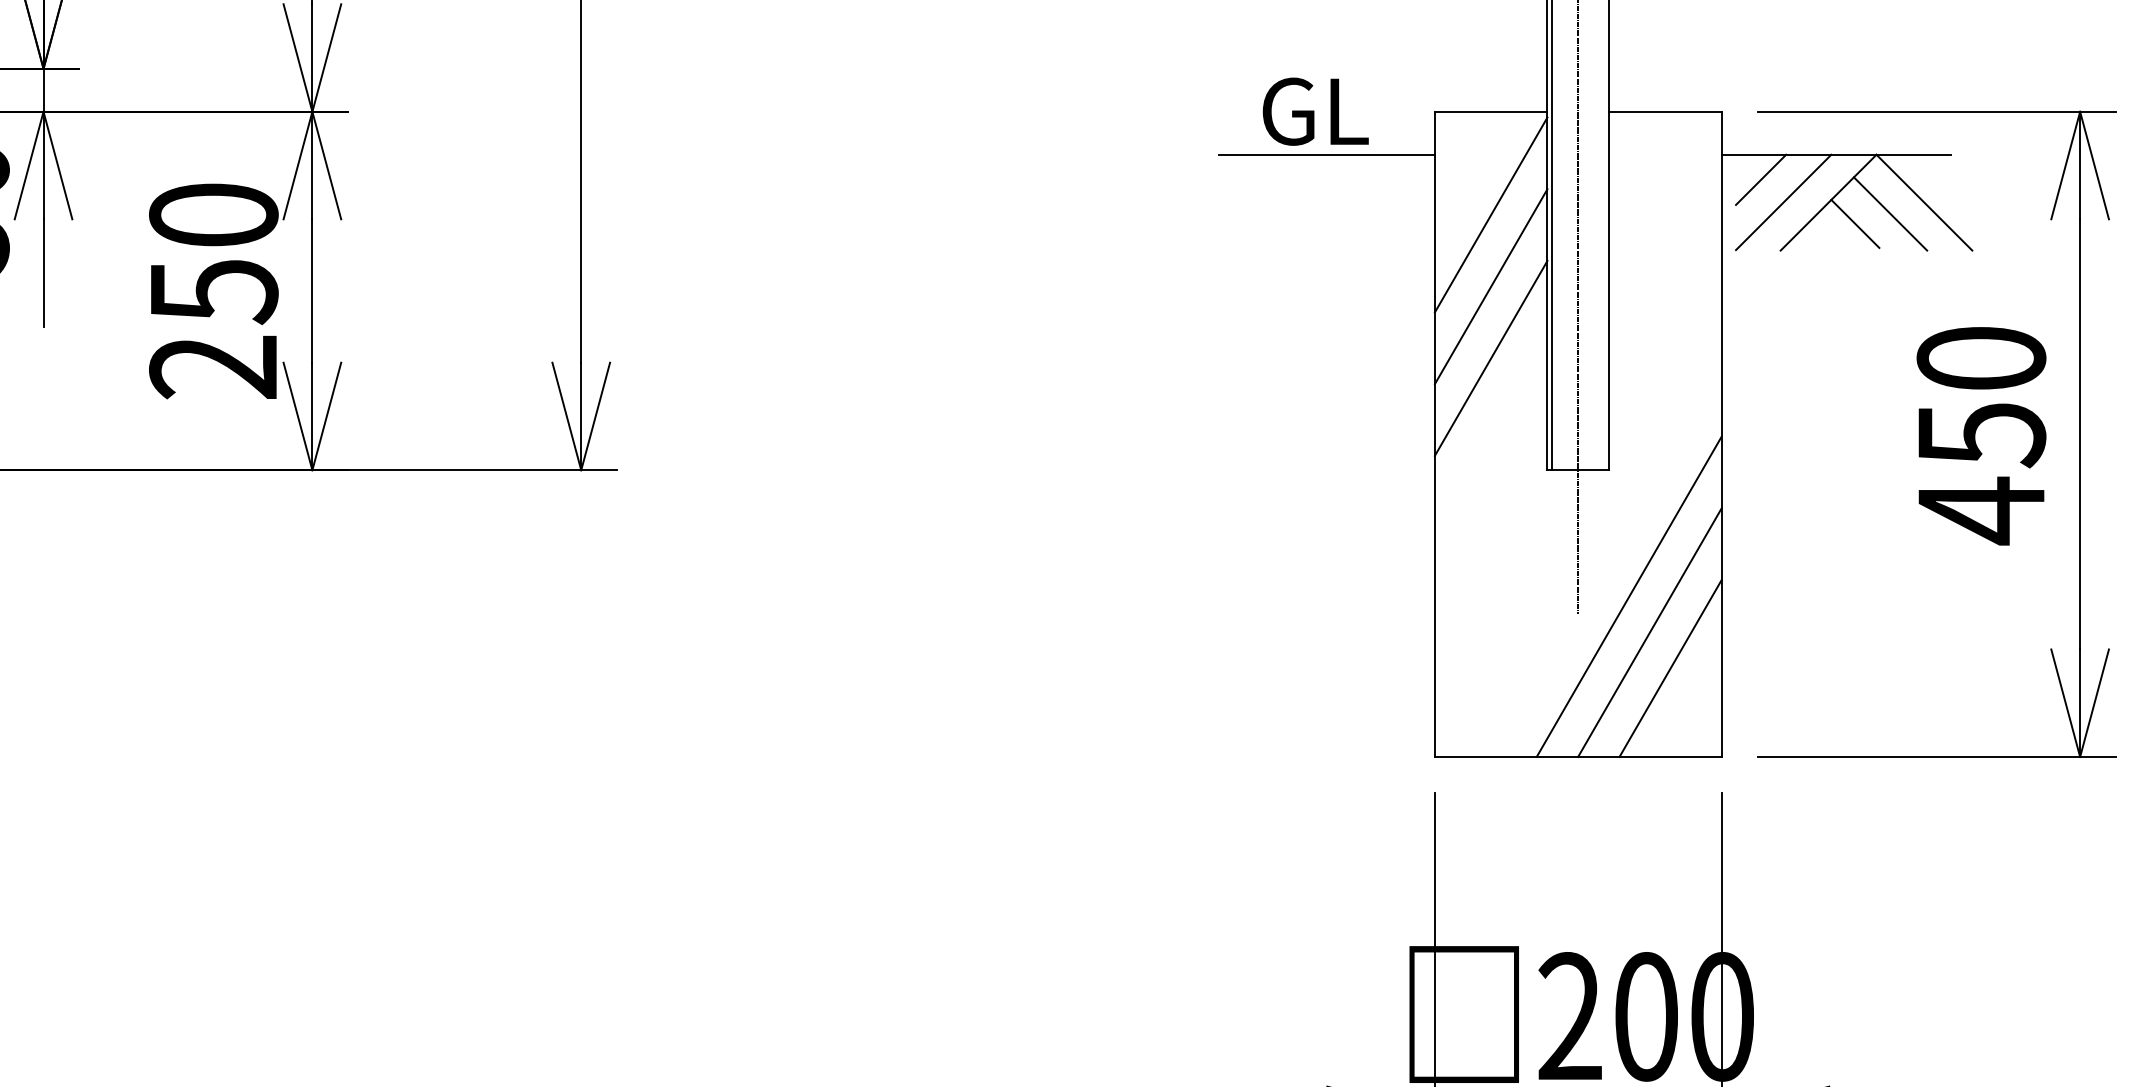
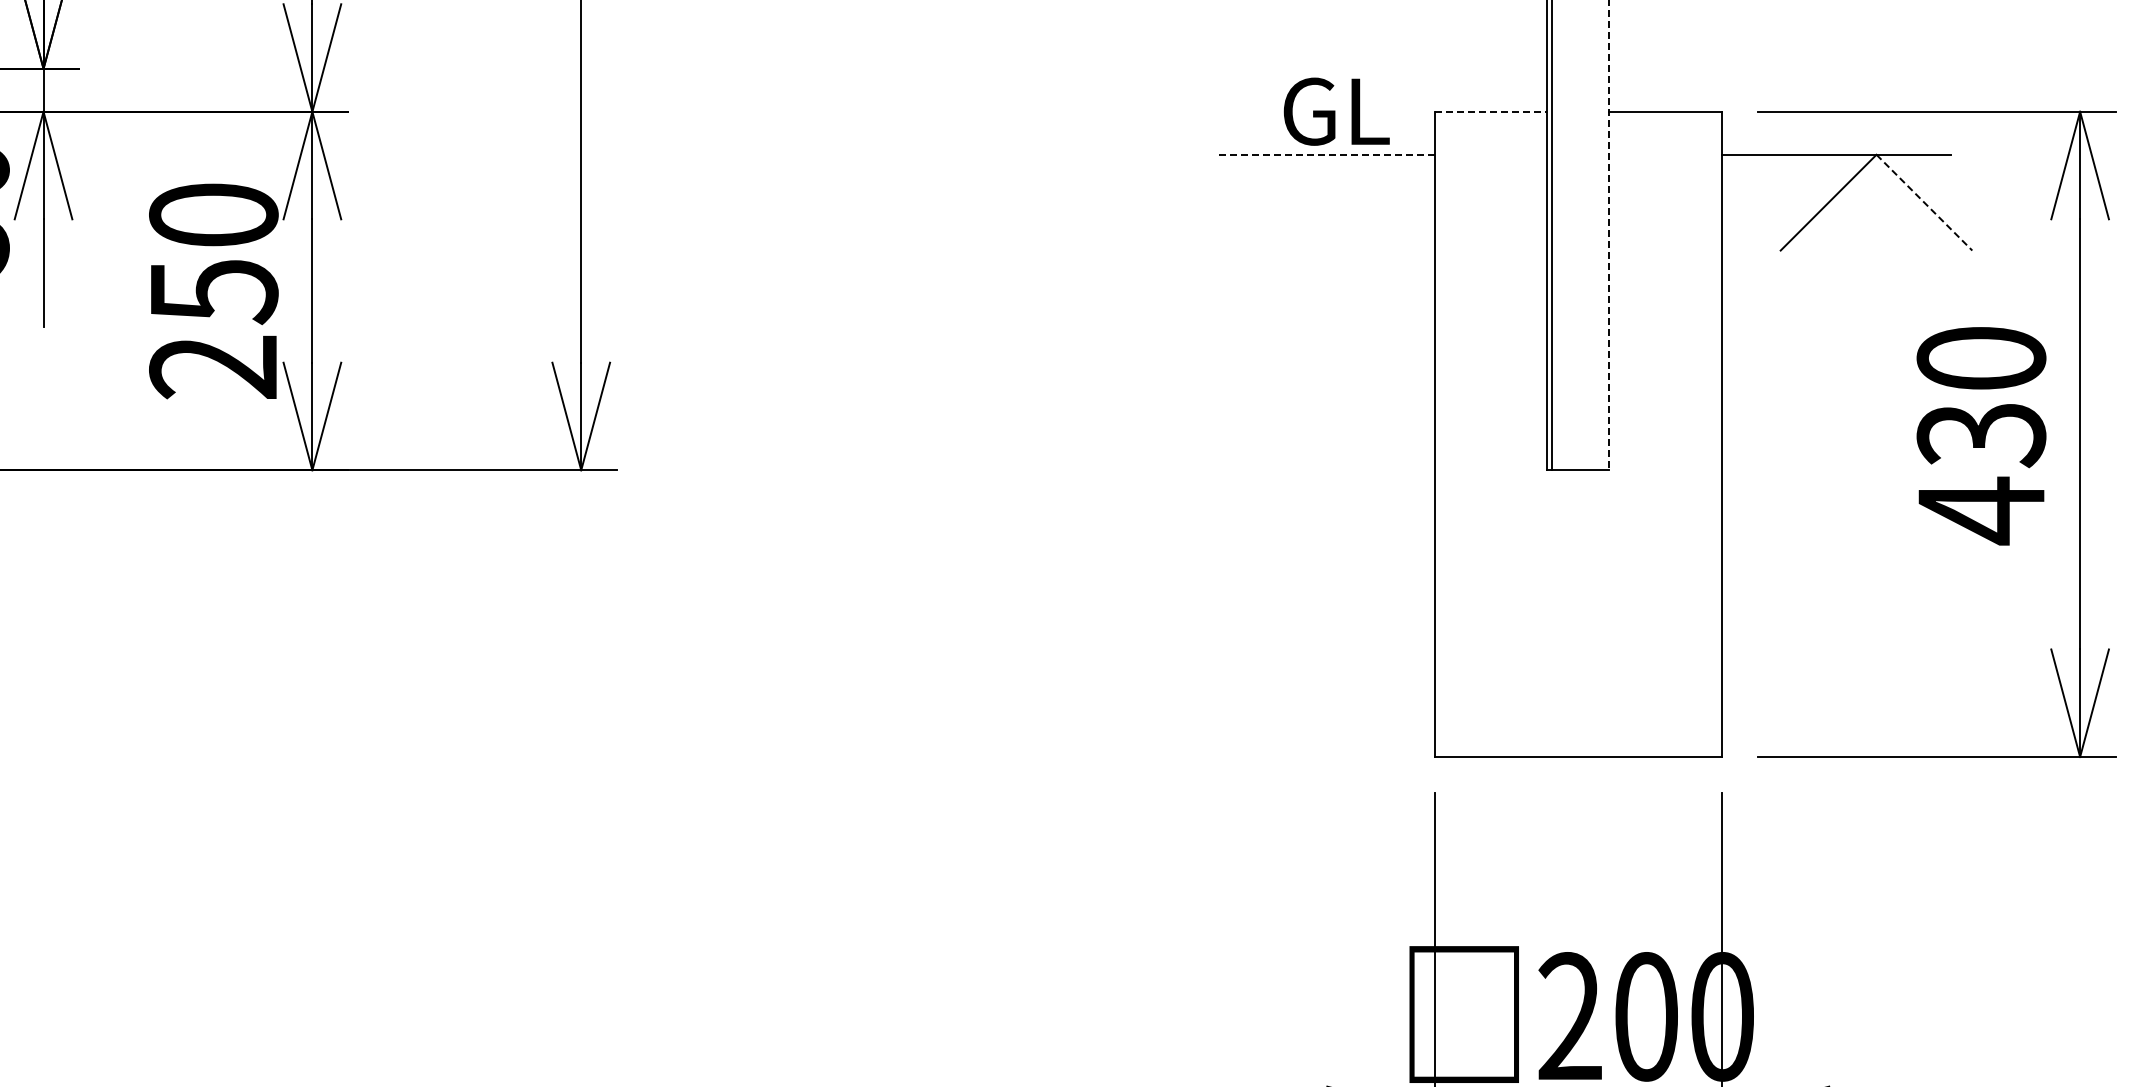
text position: (1315, 111) -> (1336, 111) (1336, 111)
line: solid -> dashed (1491, 111)
line: solid -> dashed (1327, 154)
line: present -> none (1761, 179)
line: present -> none (1783, 202)
line: solid -> dashed (1924, 202)
line: present -> none (1890, 213)
line: present -> none (1490, 214)
line: present -> none (1855, 223)
line: solid -> dashed (1609, 235)
line: present -> none (1490, 286)
line: present -> none (1578, 307)
line: present -> none (1490, 357)
text: 450 -> 430 (1981, 435)
line: present -> none (1628, 596)
line: present -> none (1649, 632)
line: present -> none (1670, 668)
